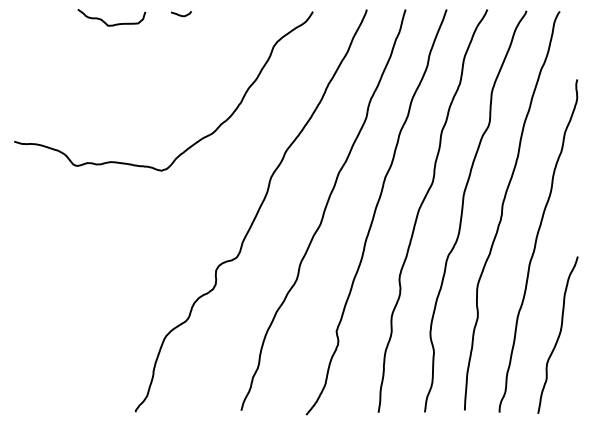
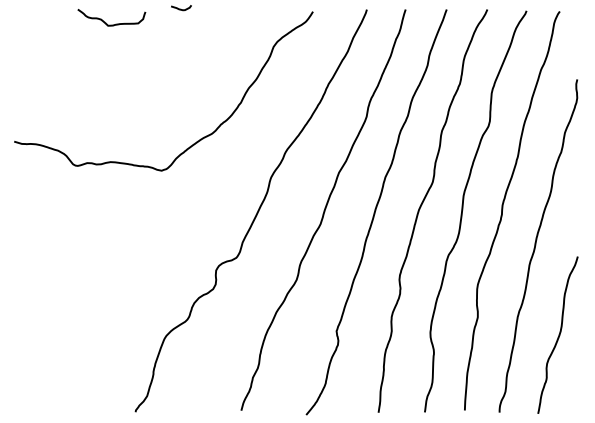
curve position: (180, 14) -> (180, 8) (180, 8)
